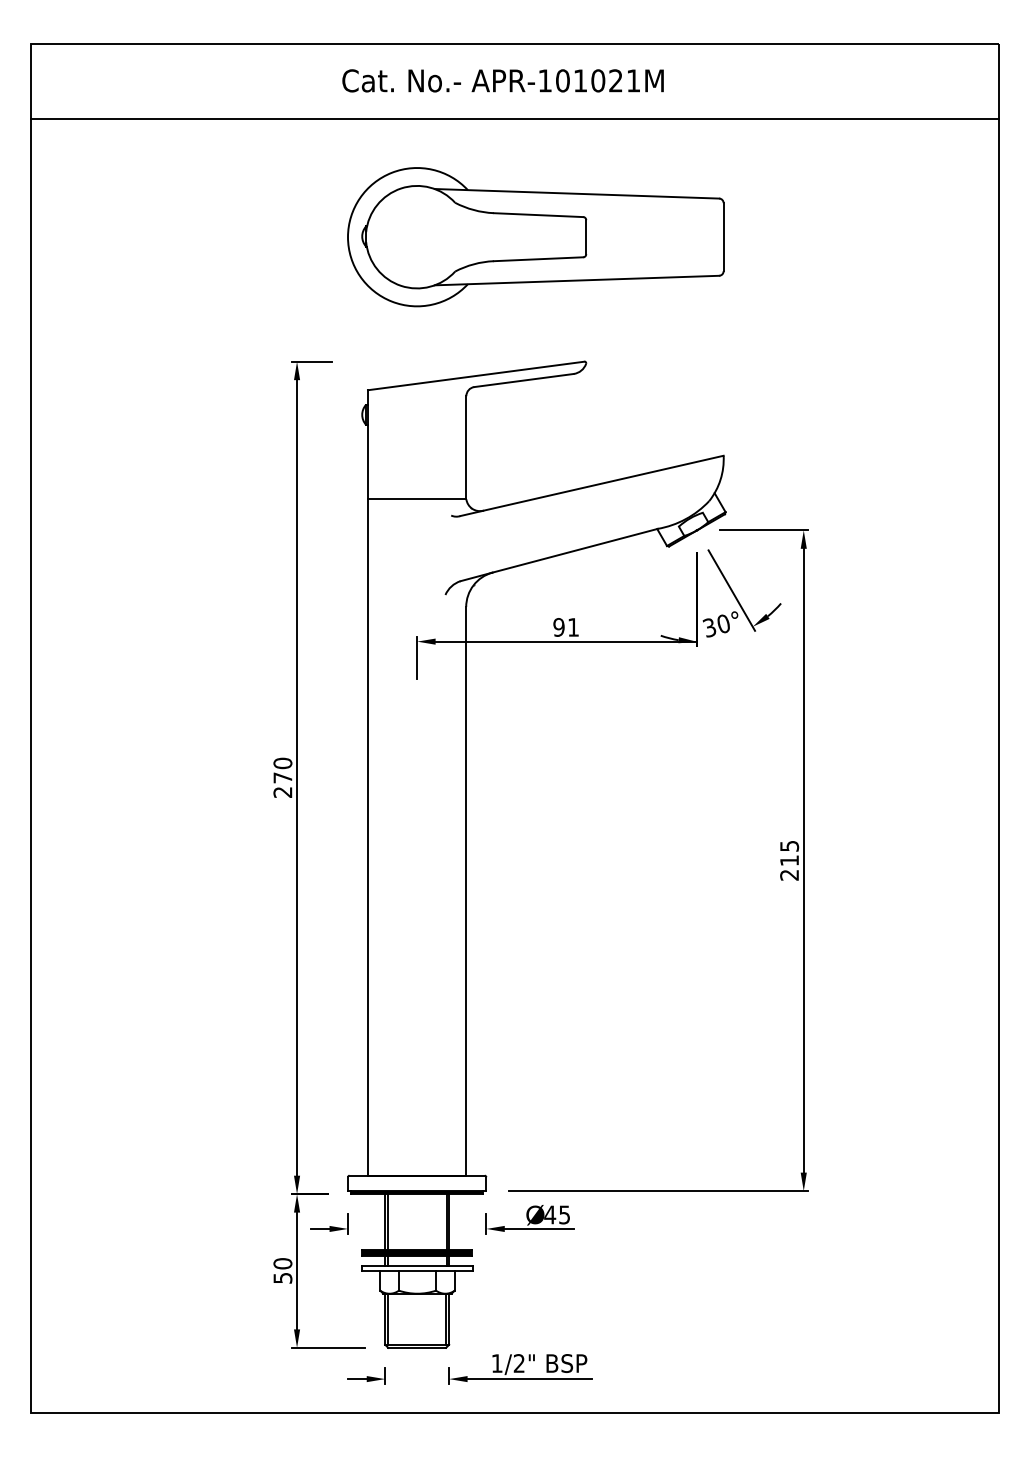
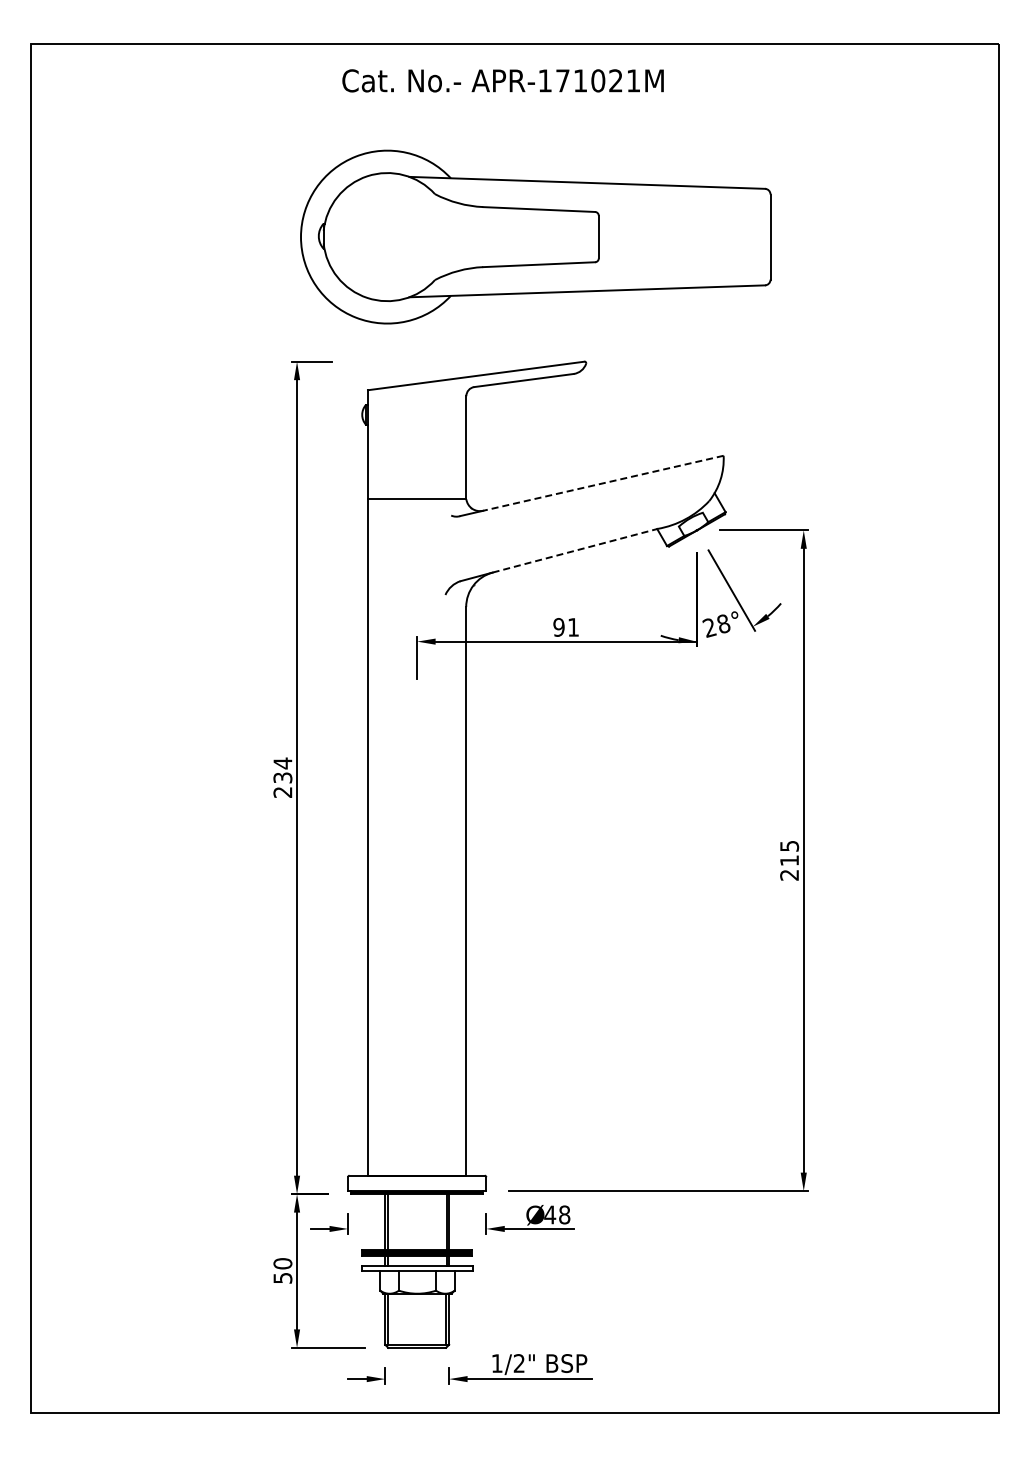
text: APR-101021M -> APR-171021M (562, 80)
line: present -> none (514, 119)
part size: 378x141 px -> 472x176 px (535, 236)
line: solid -> dashed (602, 483)
line: solid -> dashed (575, 550)
text: 30° -> 28° (716, 625)
text: 270 -> 234 (282, 770)
text: 45 -> 48 (564, 1214)
